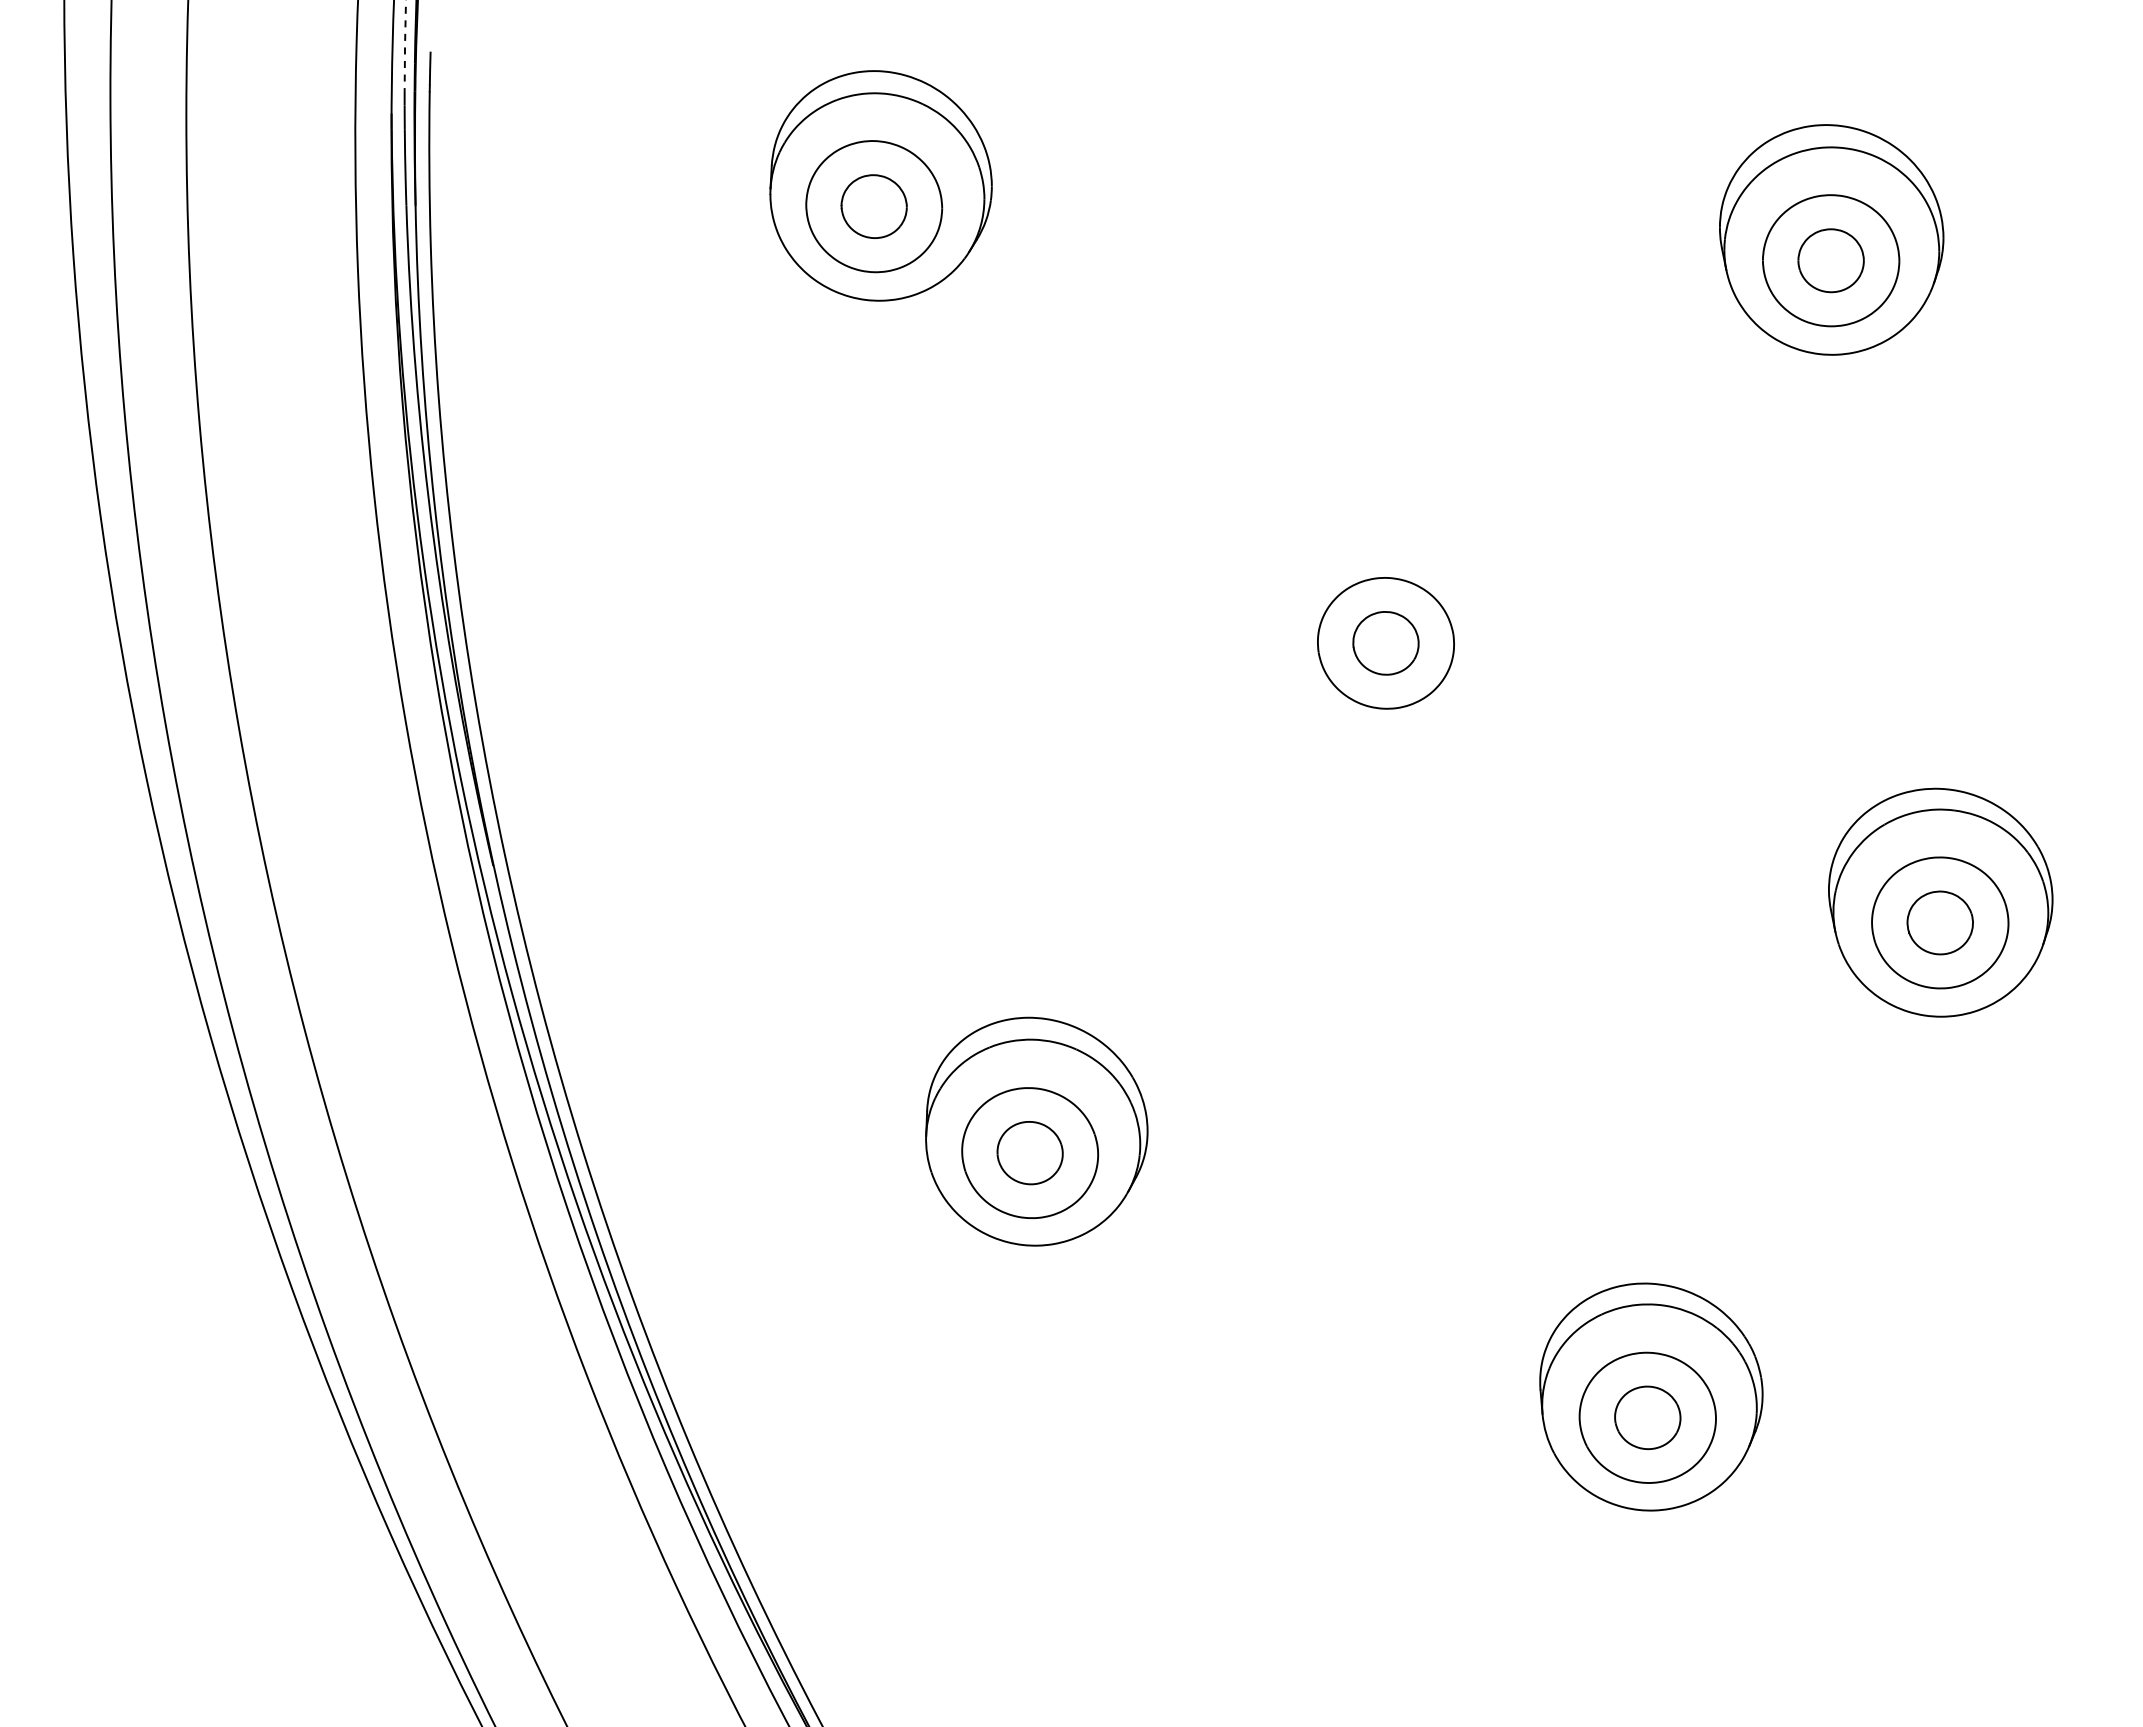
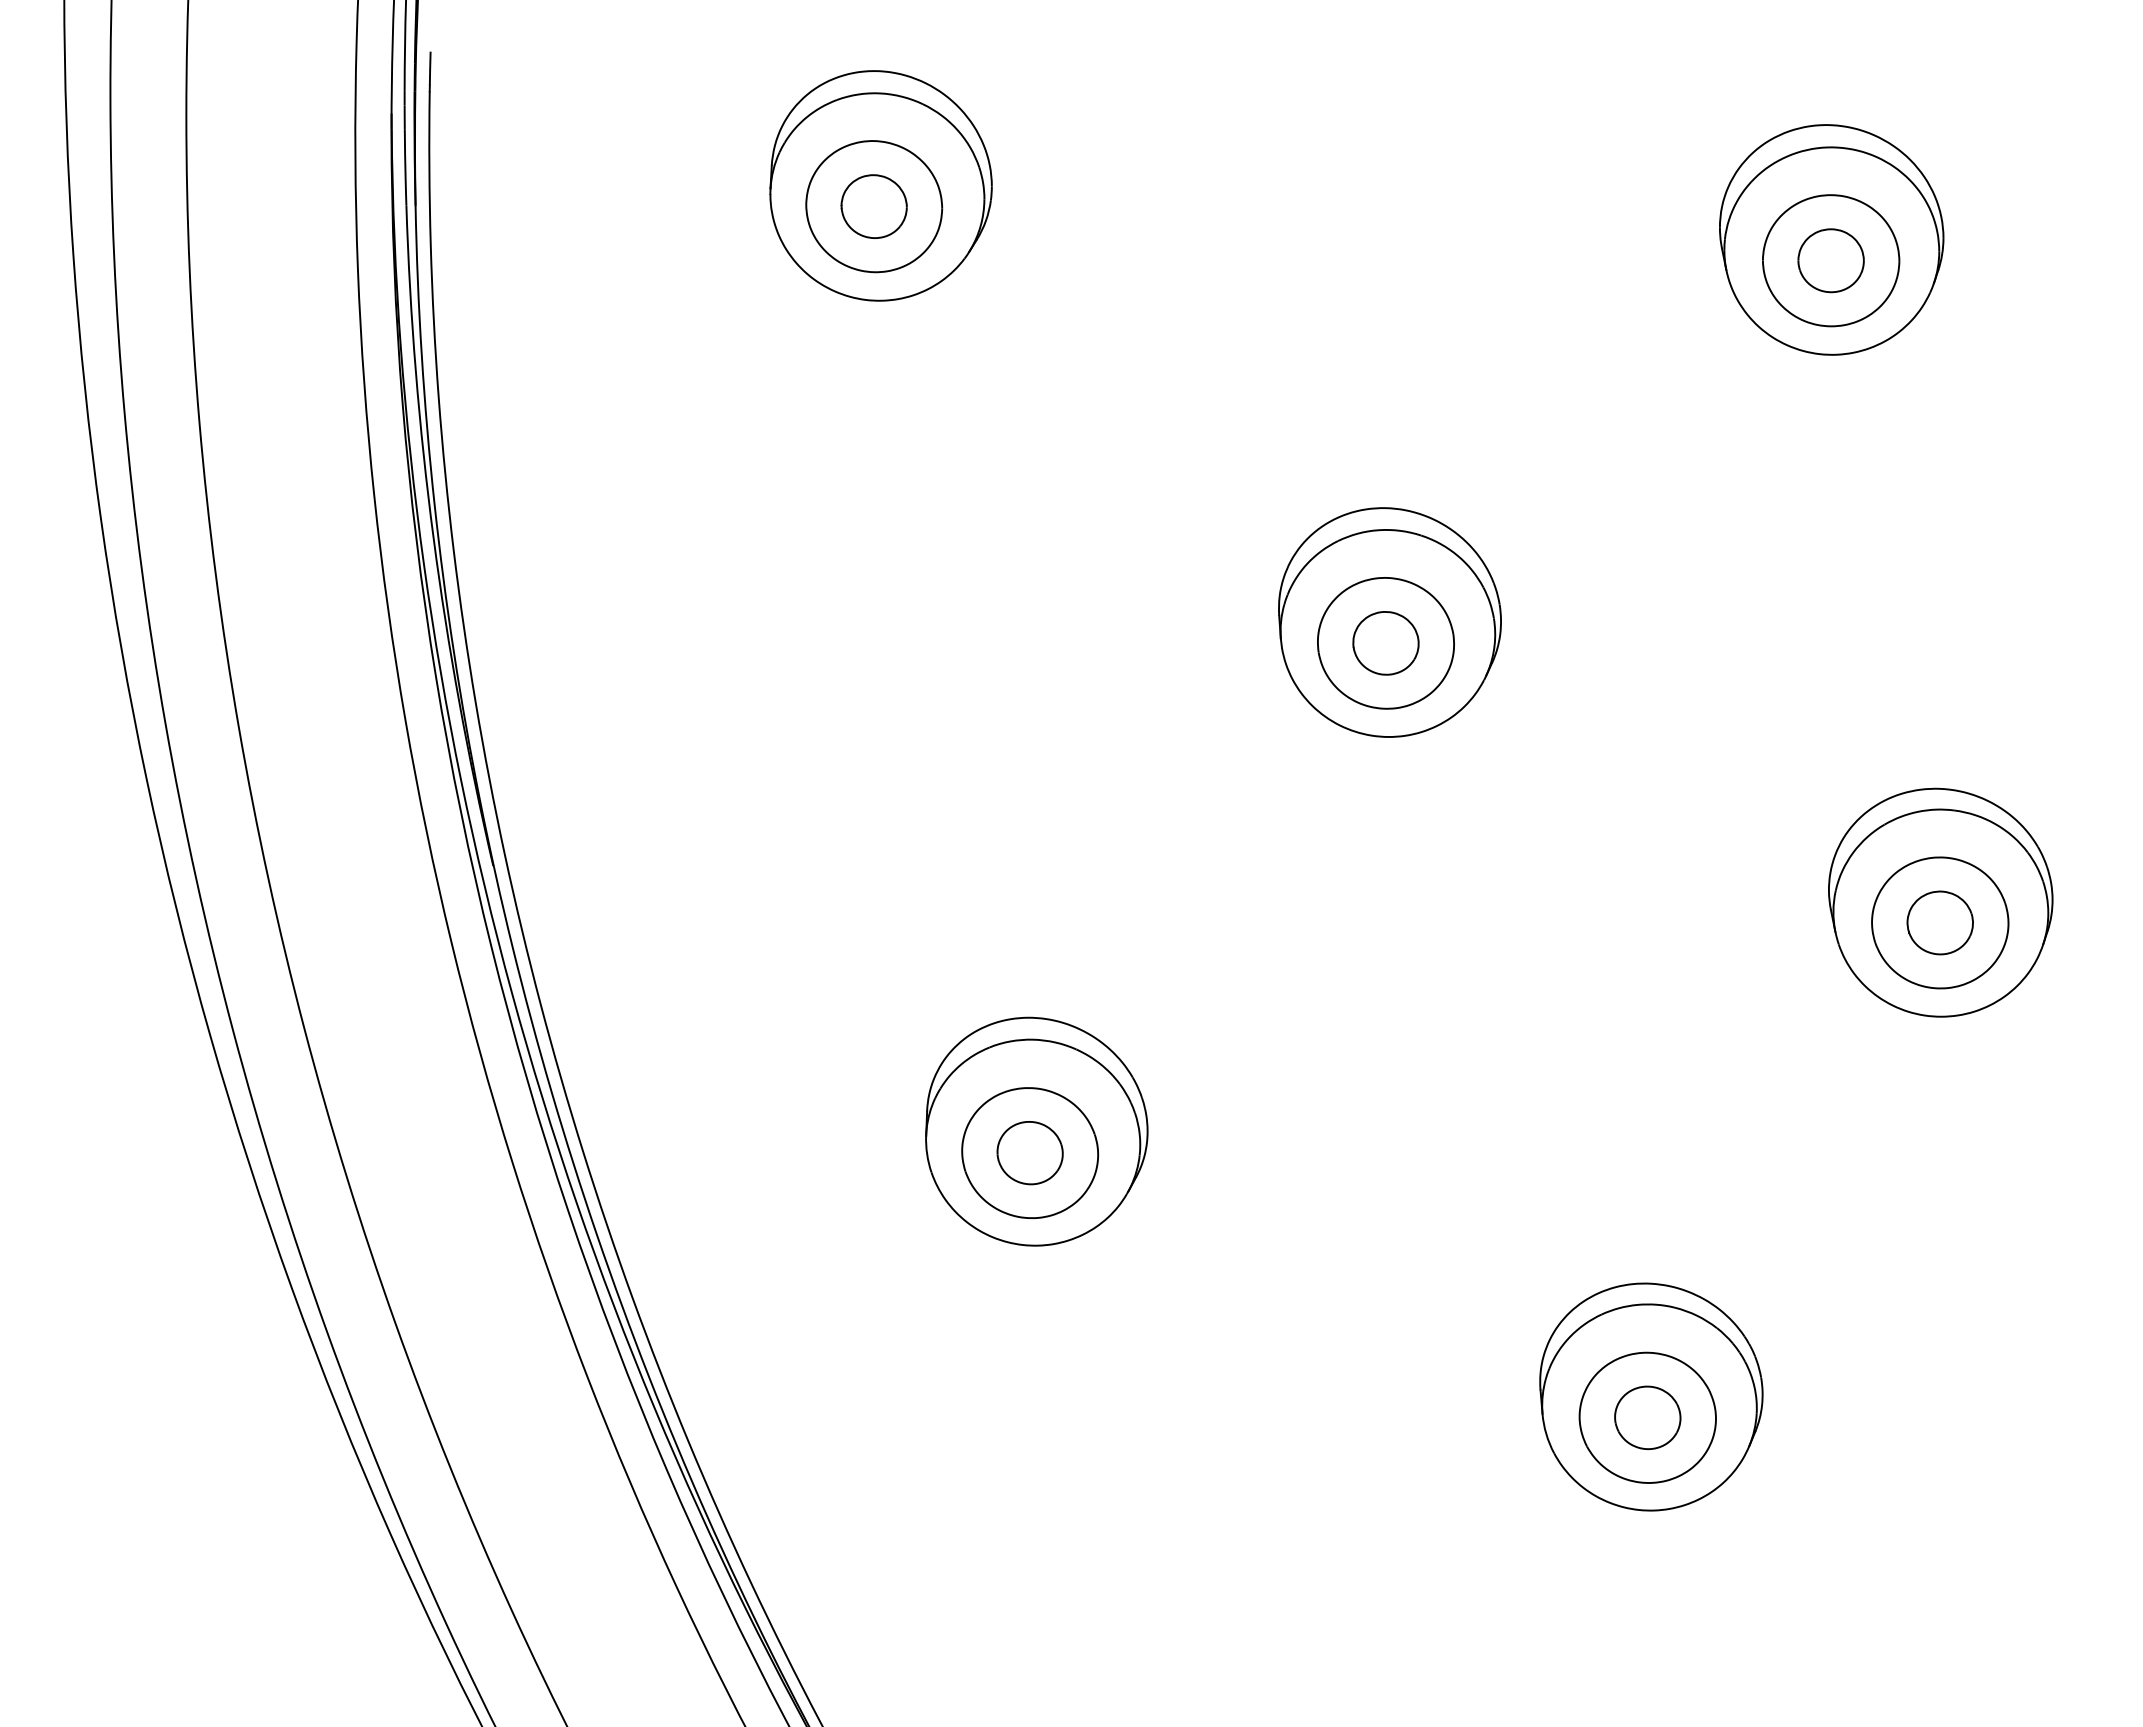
arc: dashed -> solid (405, 45)
part: none -> present (1389, 622)
